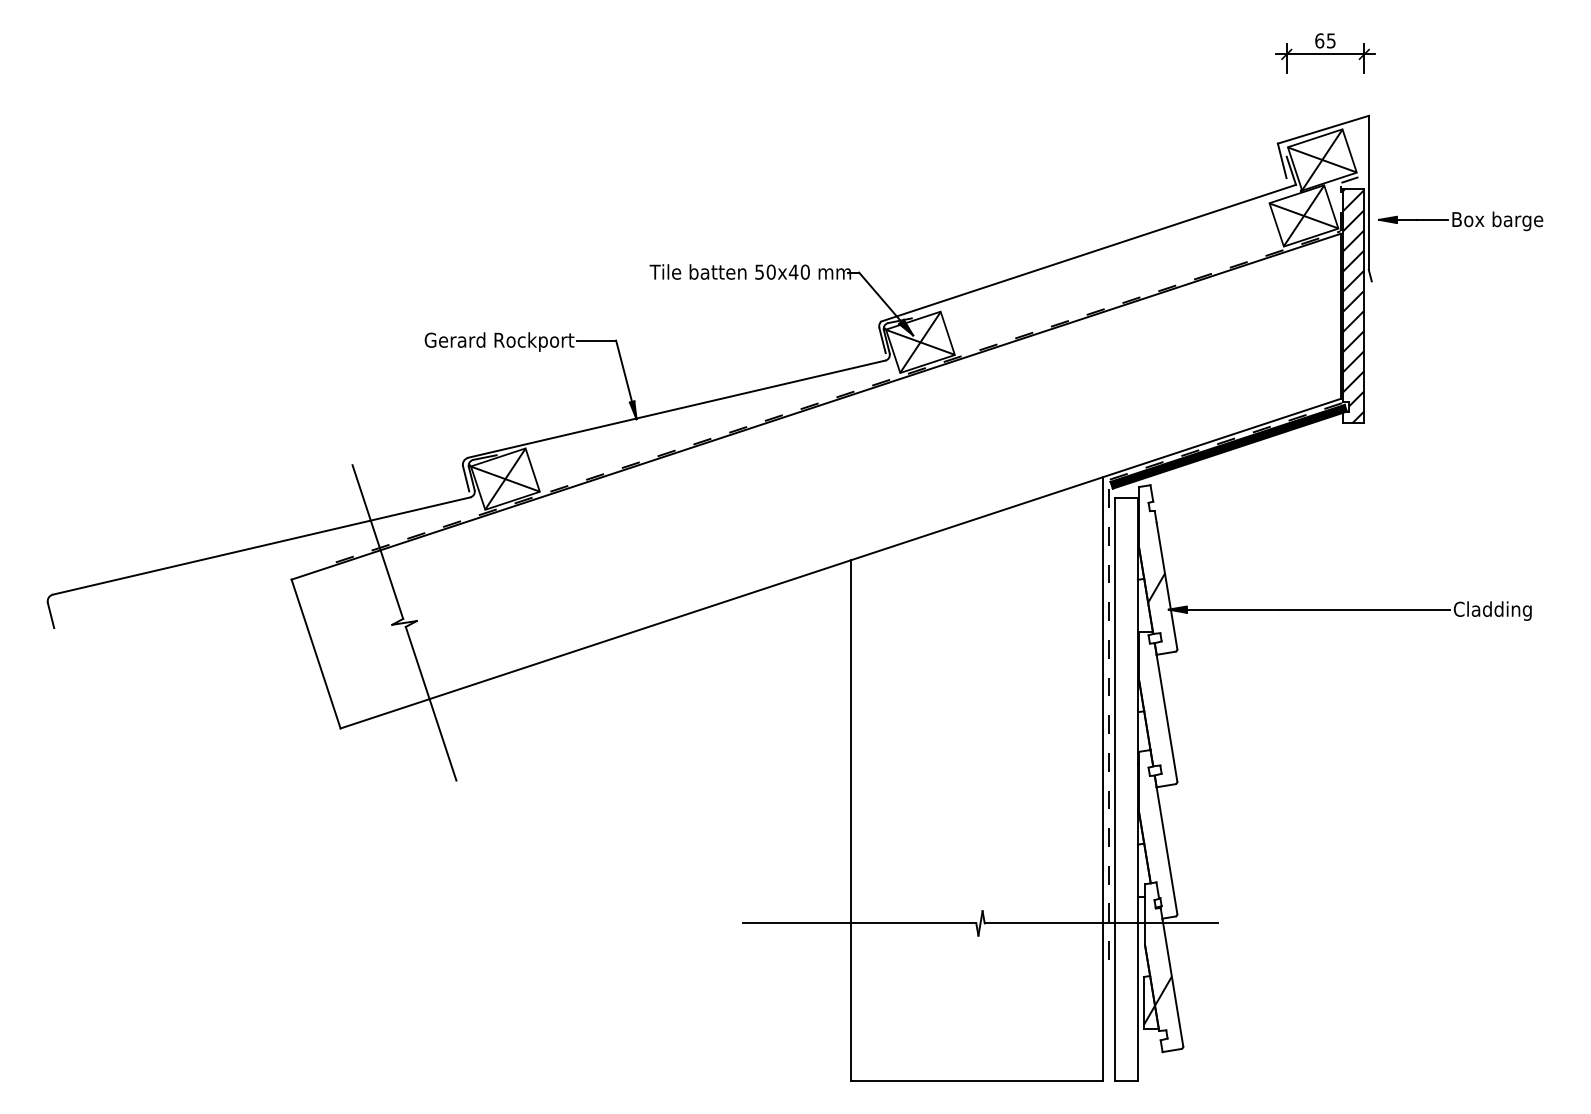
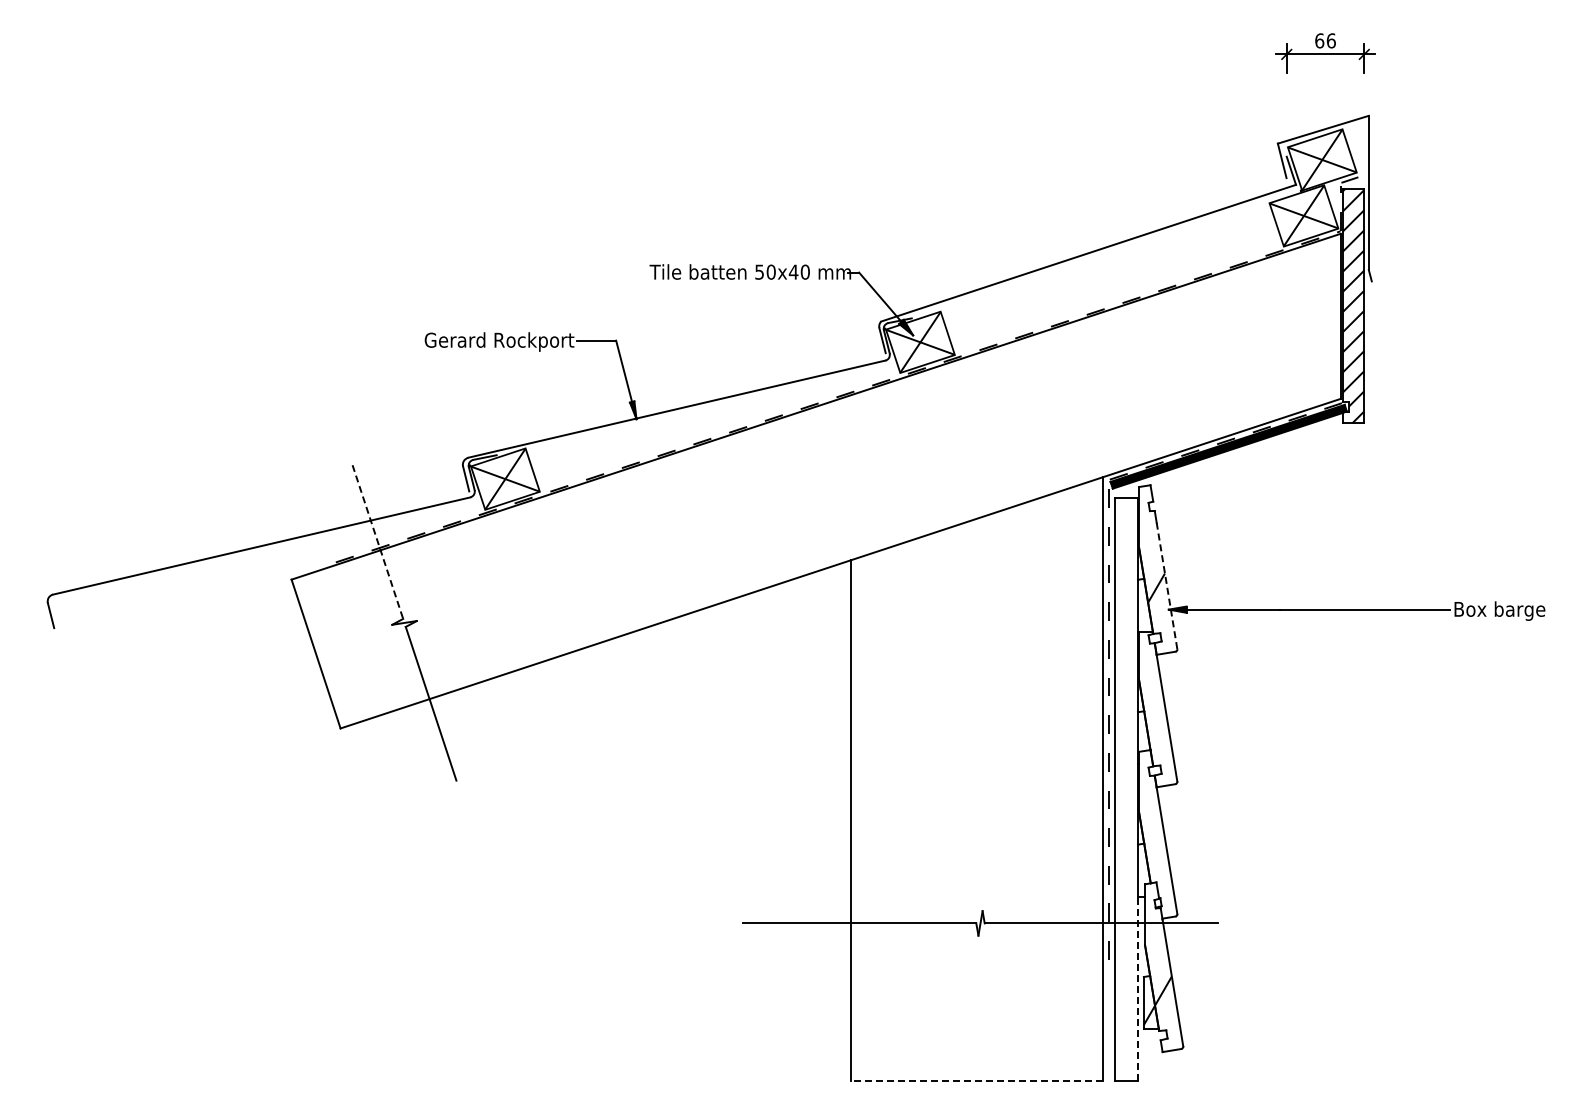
text: 65 -> 66 (1330, 40)
part: present -> none (1460, 221)
line: solid -> dashed (377, 542)
line: solid -> dashed (1167, 585)
text: Cladding -> Box barge (1499, 610)
line: solid -> dashed (1137, 988)
line: solid -> dashed (976, 1080)
